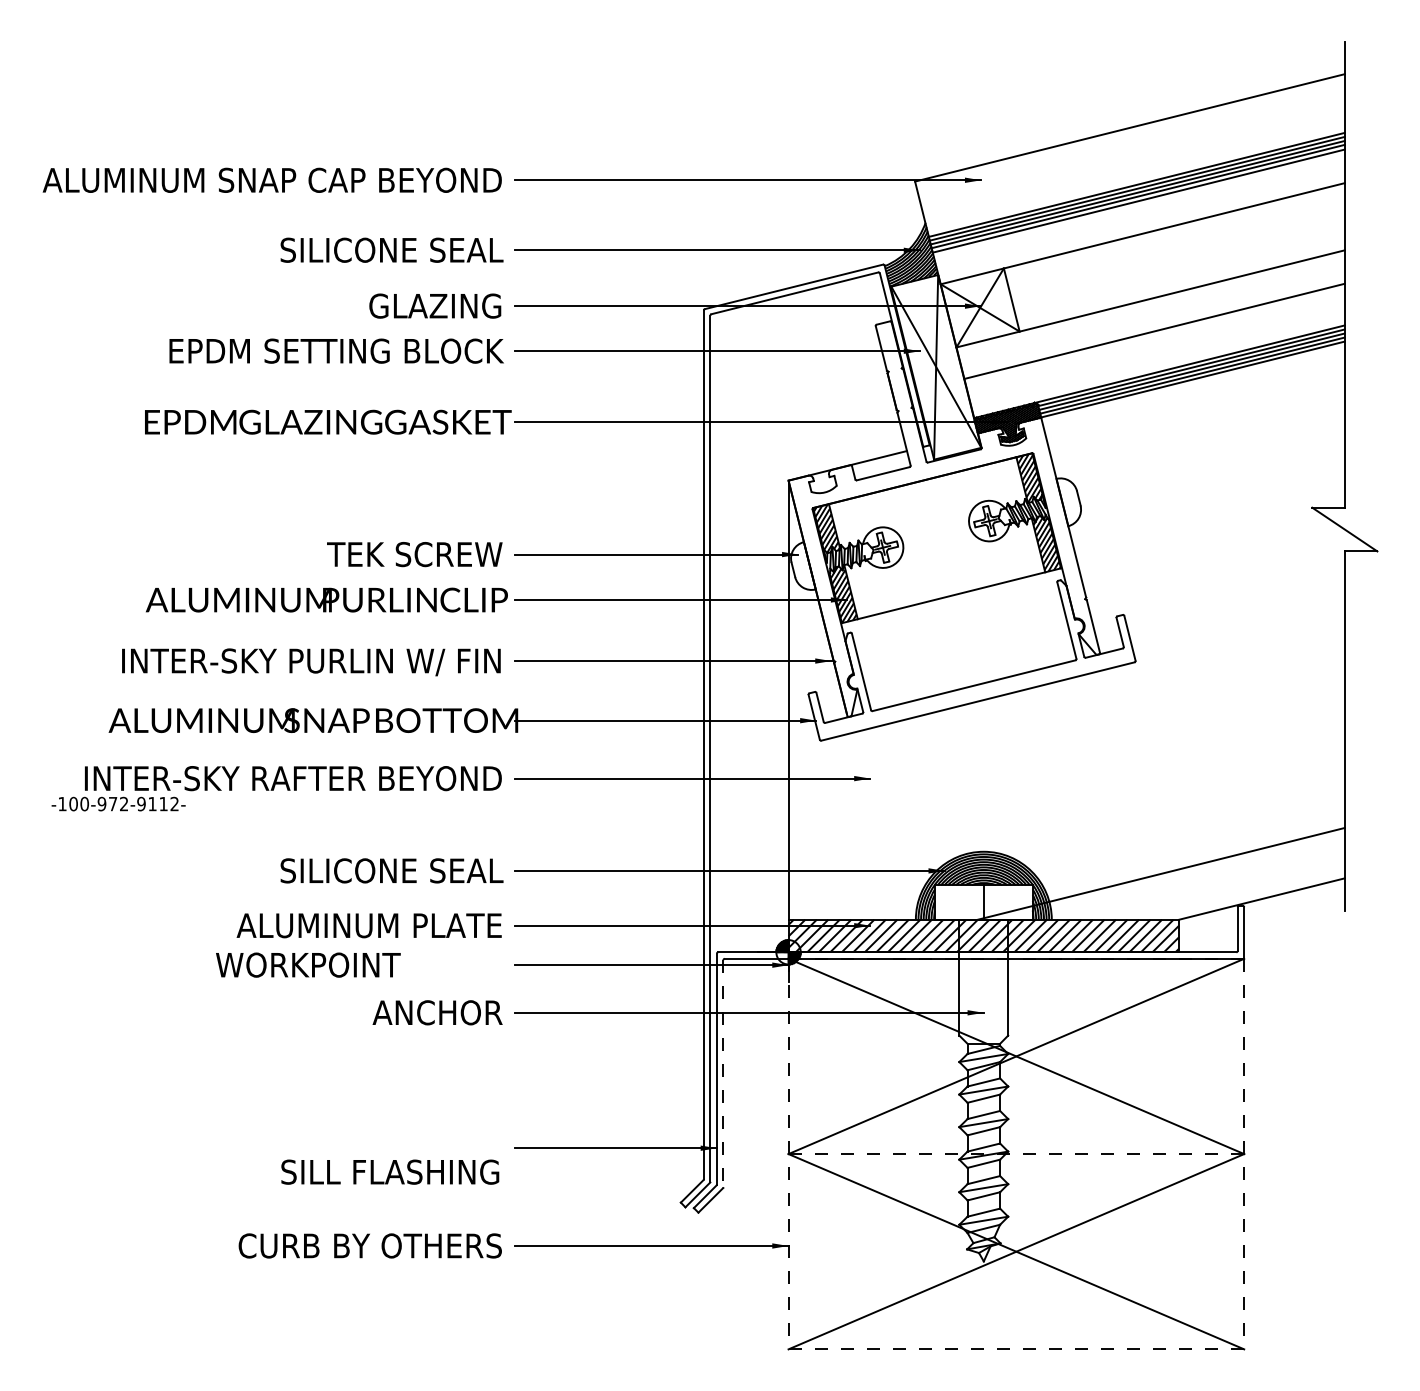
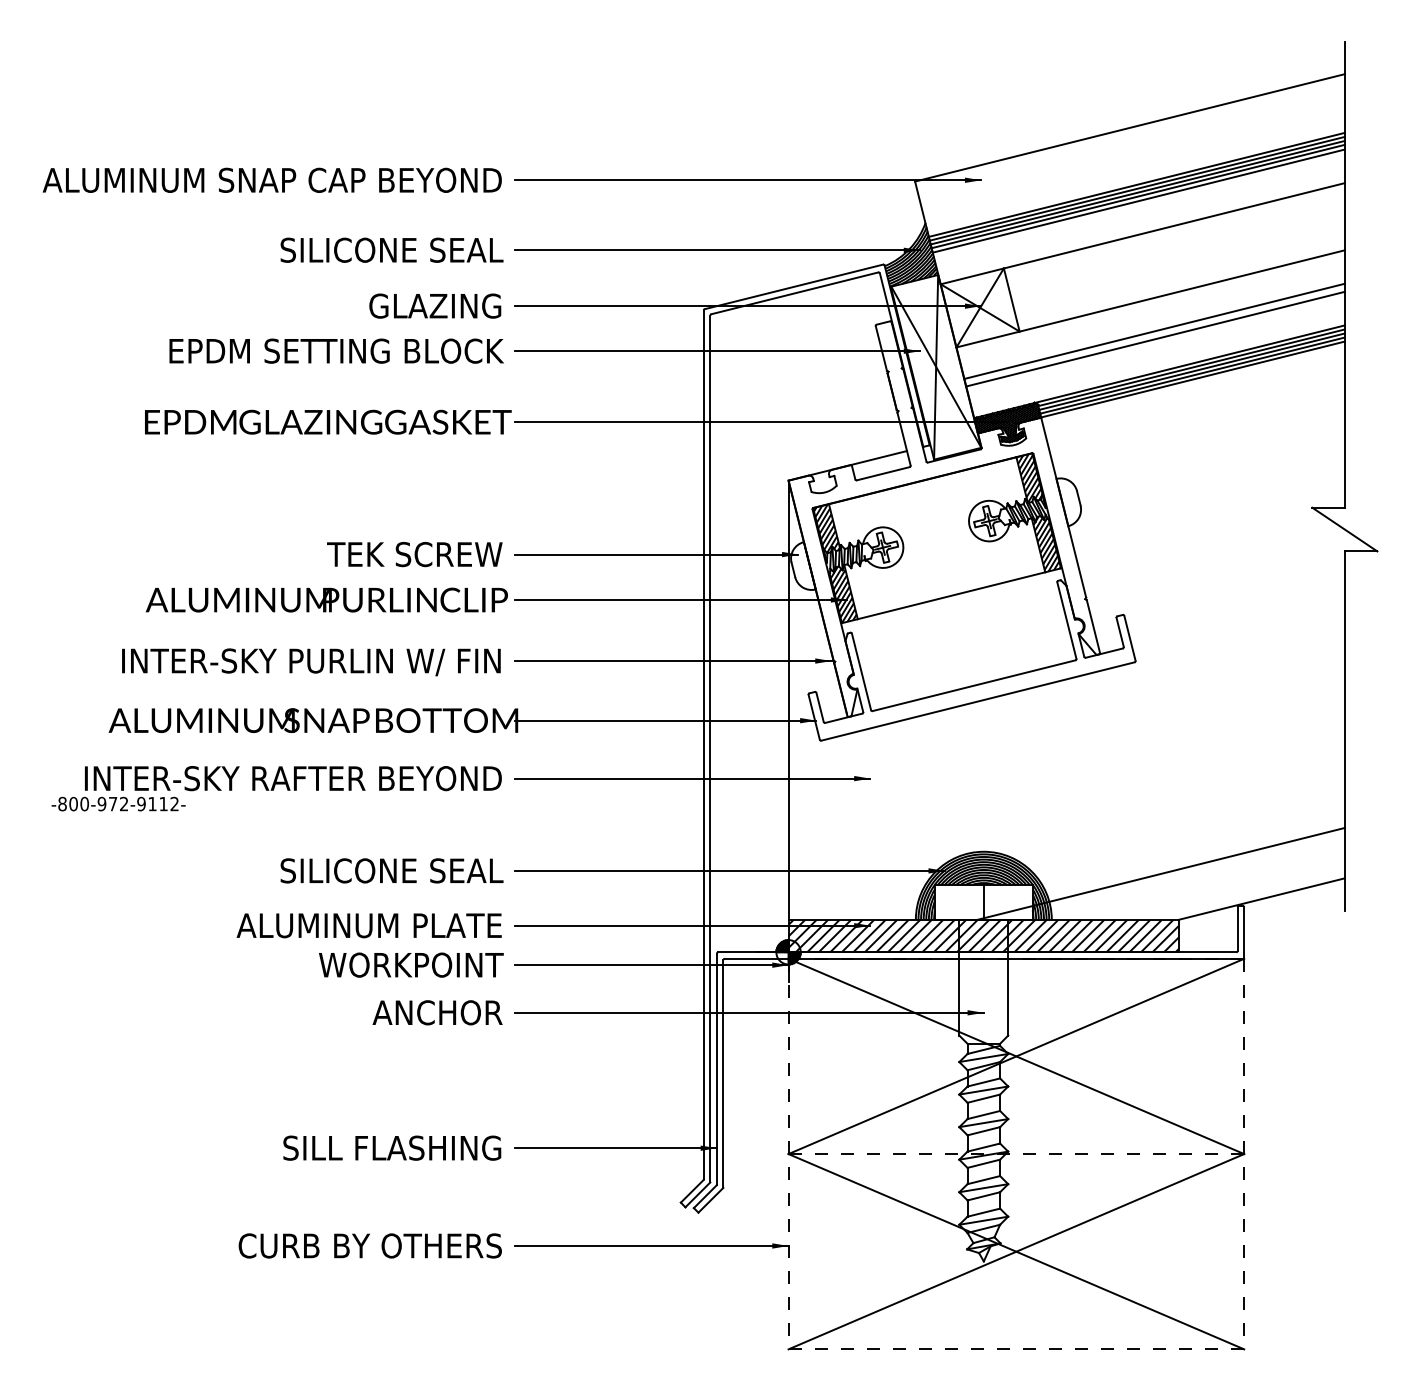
line: none -> present (1155, 338)
text: -100-972-9112- -> -800-972-9112- (62, 803)
text position: (308, 964) -> (411, 964) (411, 964)
line: dashed -> solid (723, 1073)
text position: (390, 1171) -> (392, 1147) (392, 1147)
